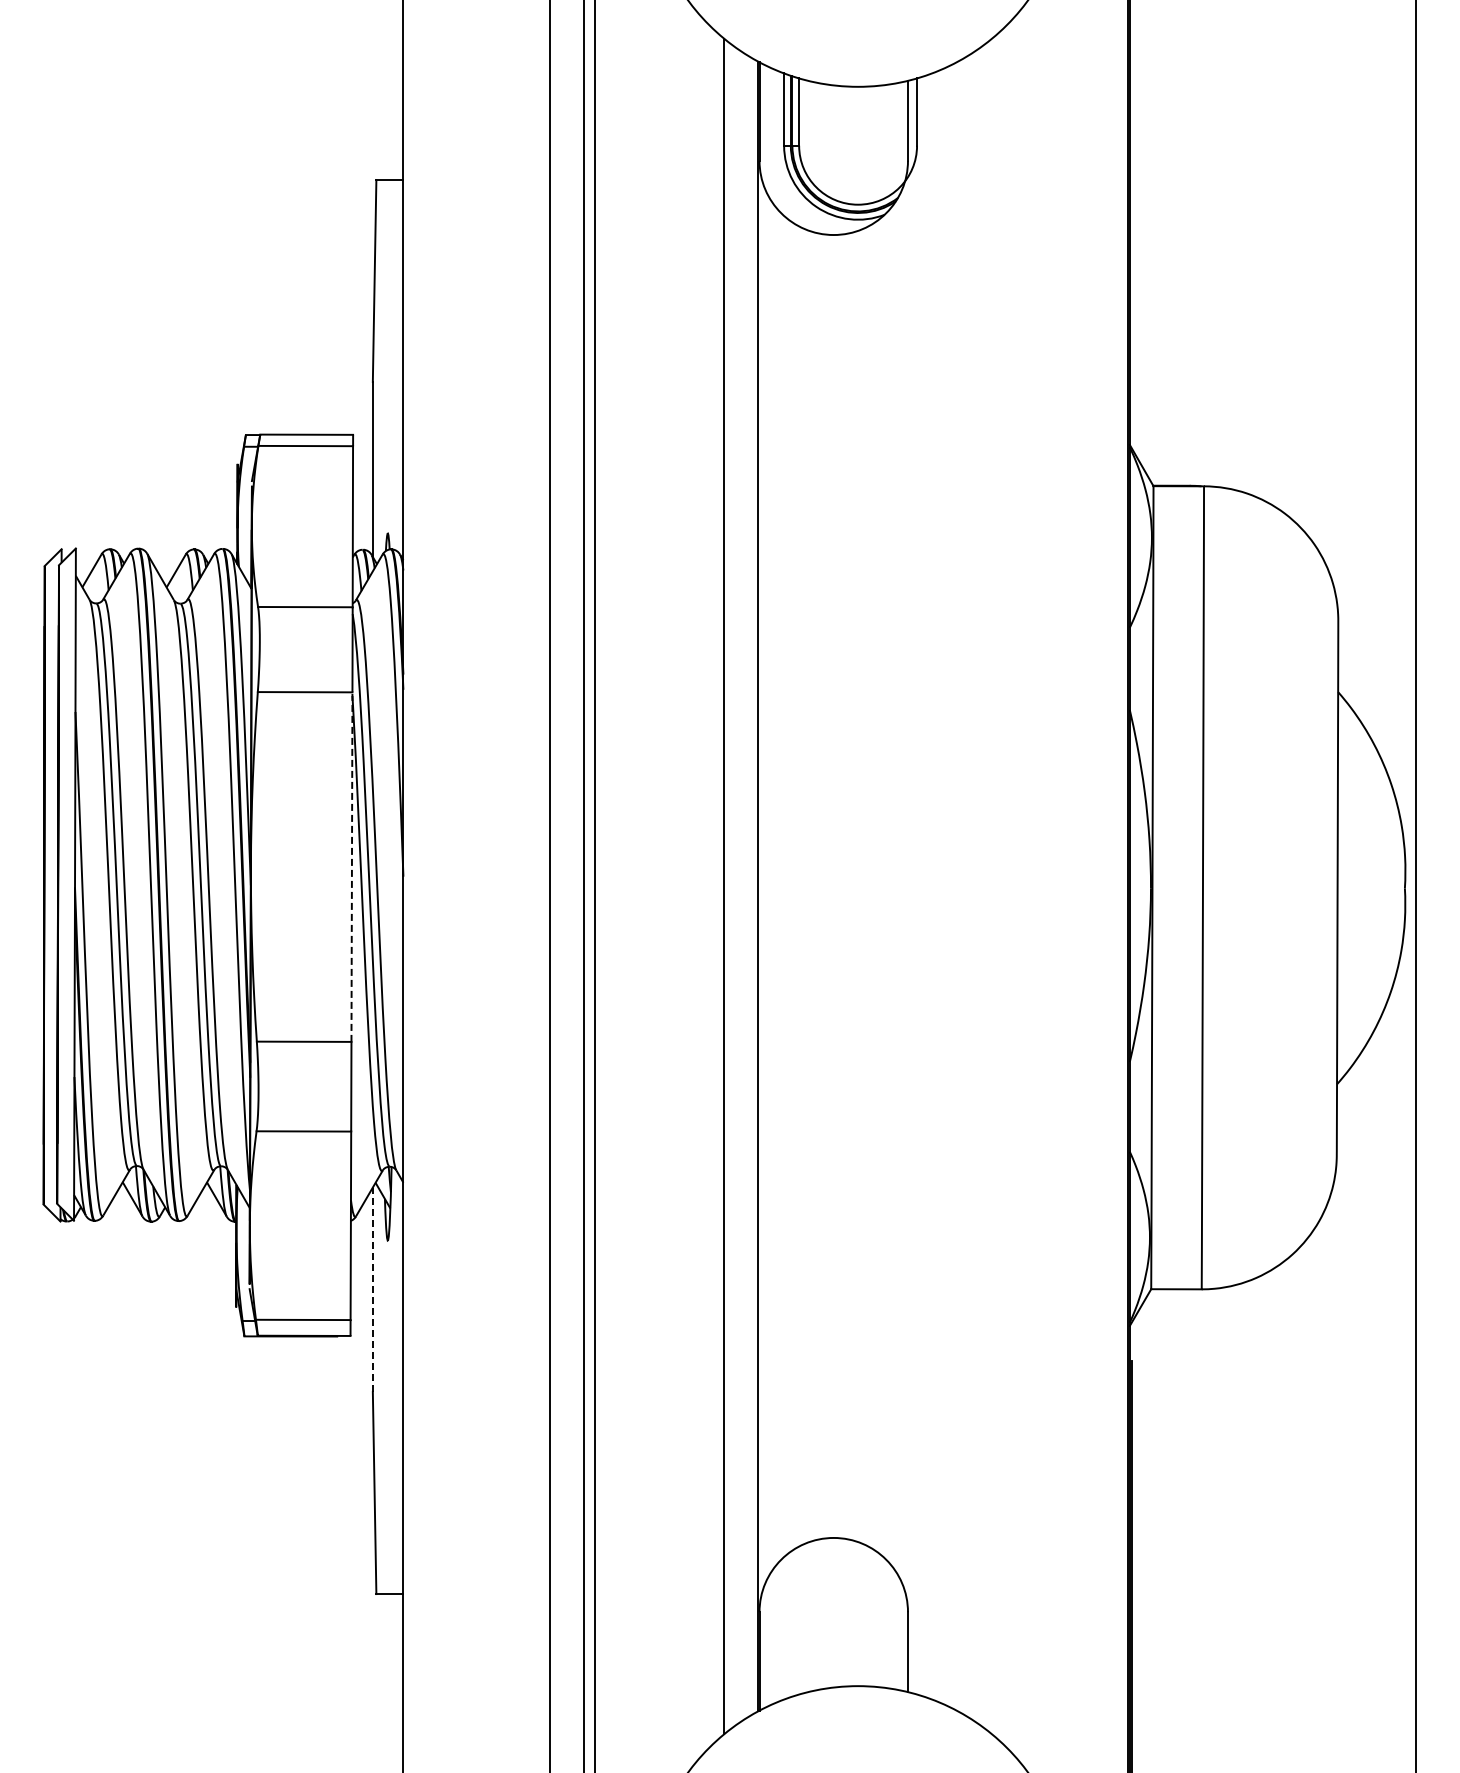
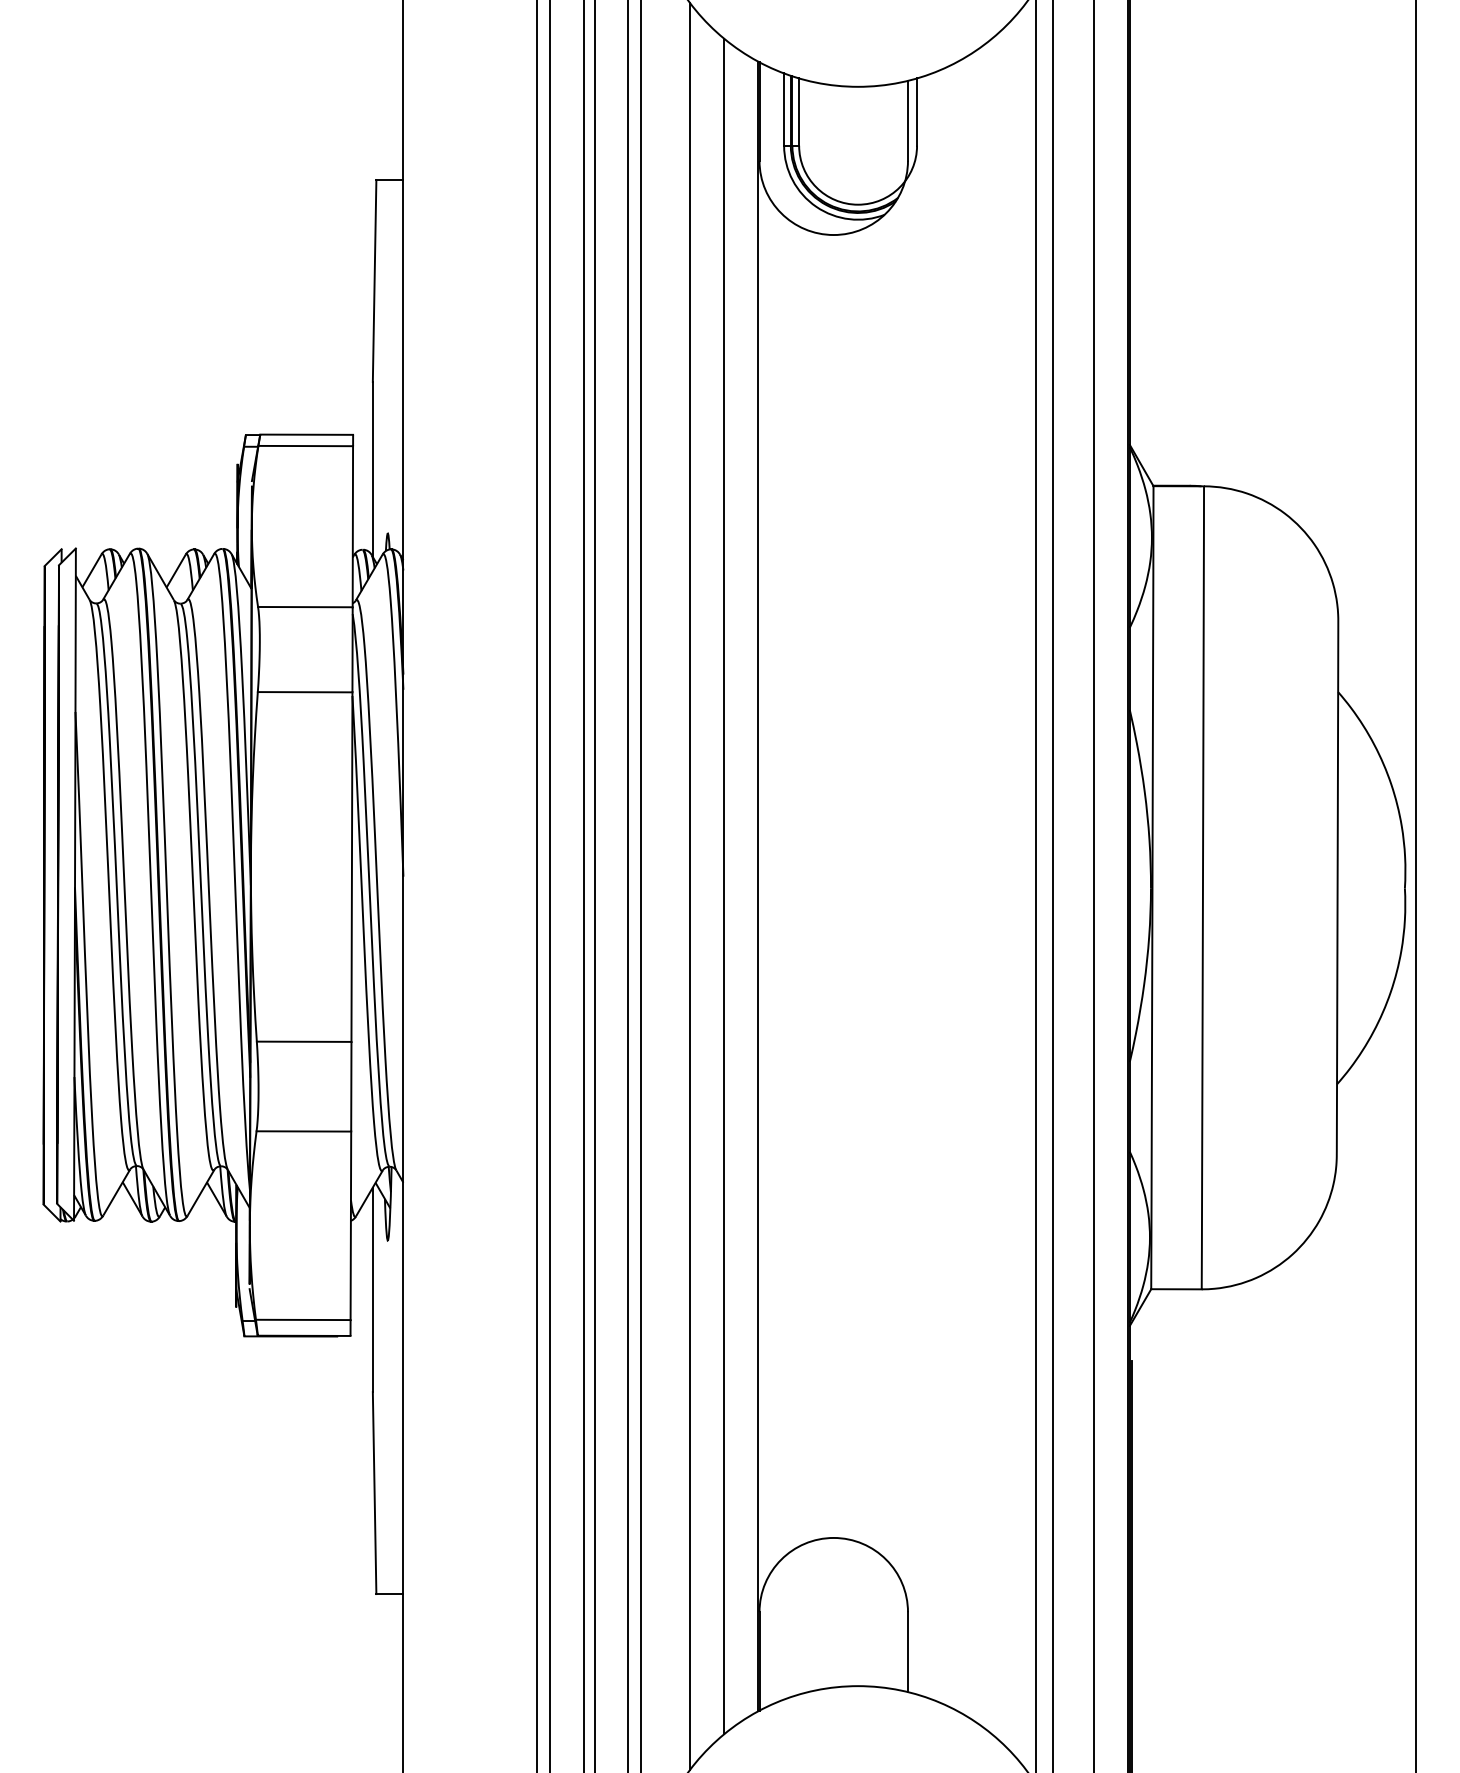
line: dashed -> solid (351, 867)
line: none -> present (537, 885)
line: none -> present (627, 885)
line: none -> present (640, 885)
line: none -> present (689, 885)
line: none -> present (1036, 885)
line: none -> present (1053, 885)
line: none -> present (1094, 885)
line: dashed -> solid (372, 1289)
